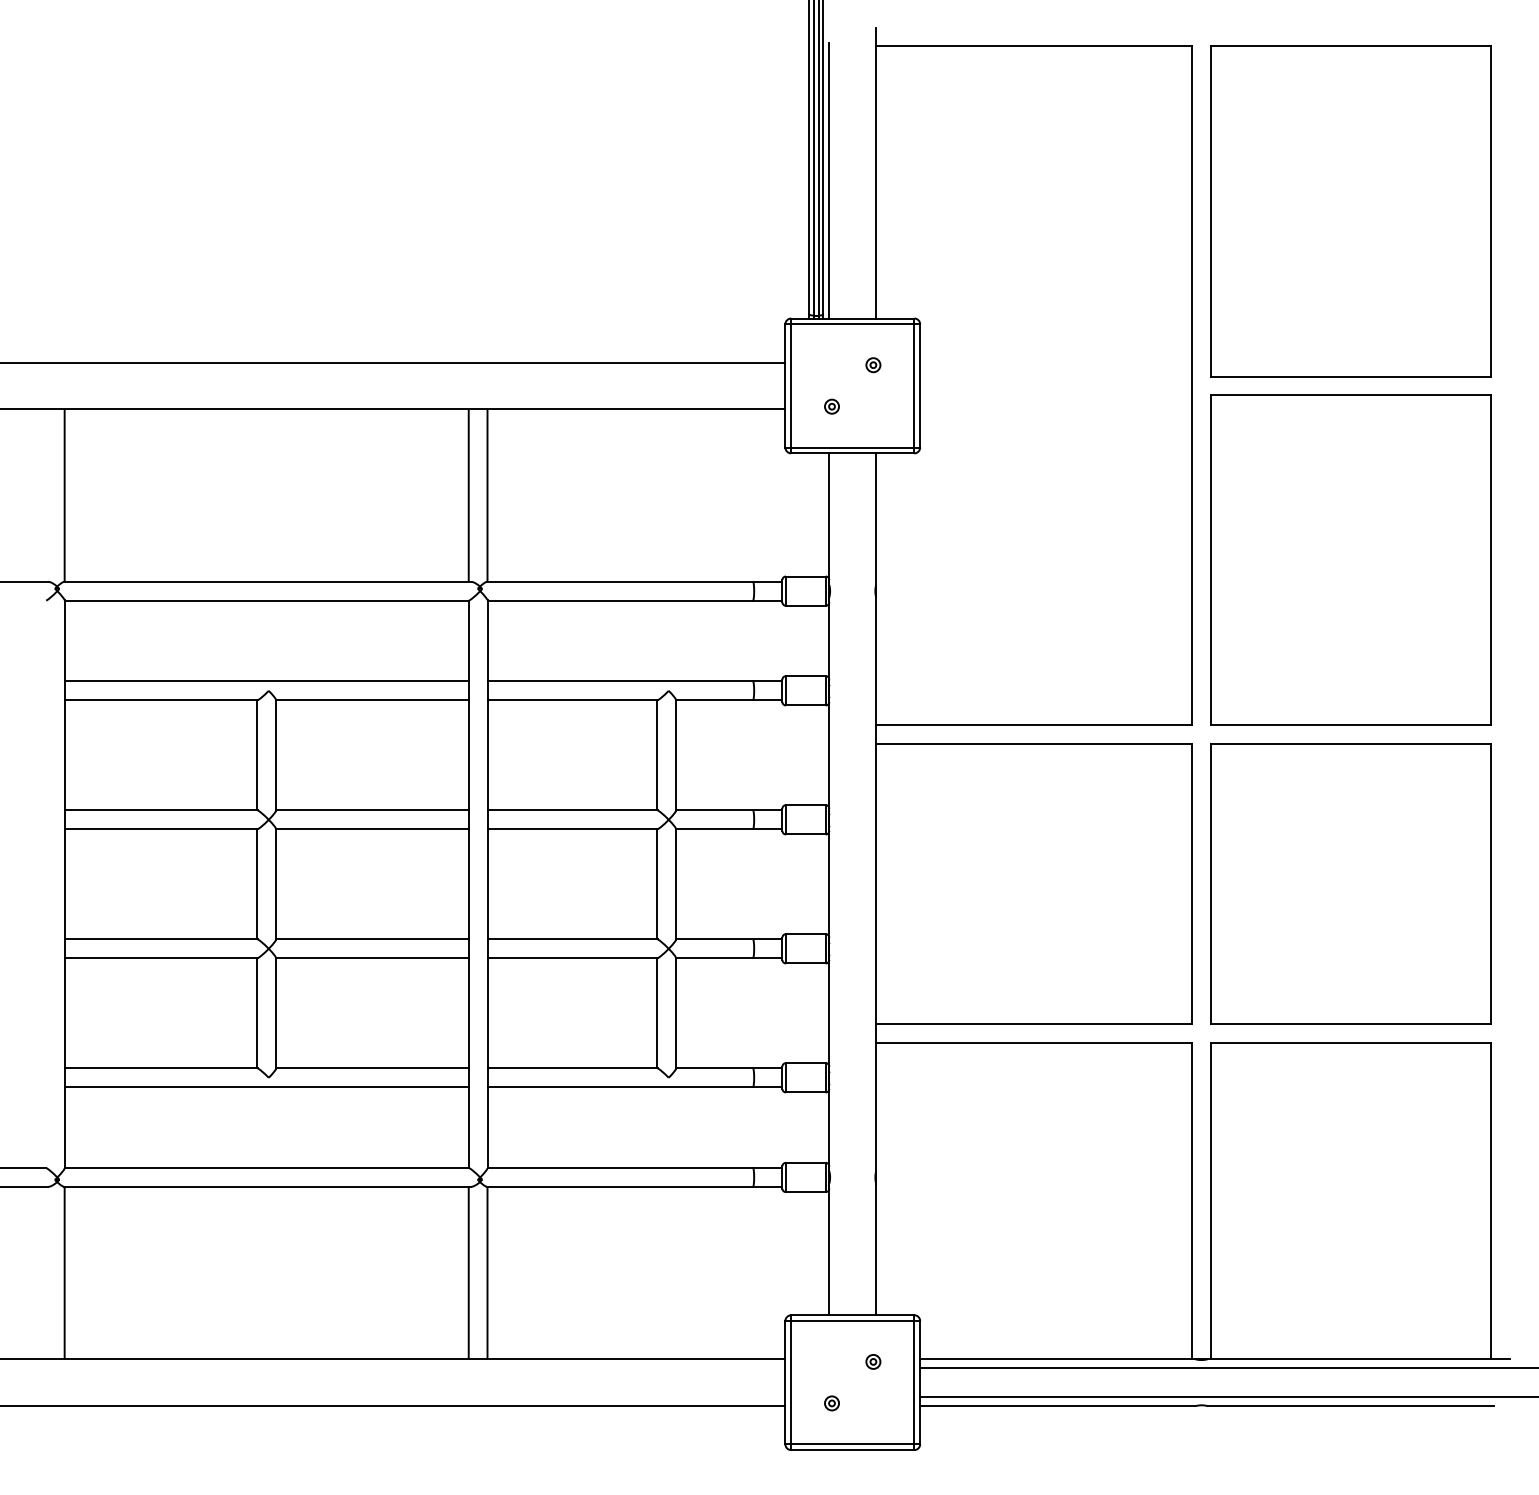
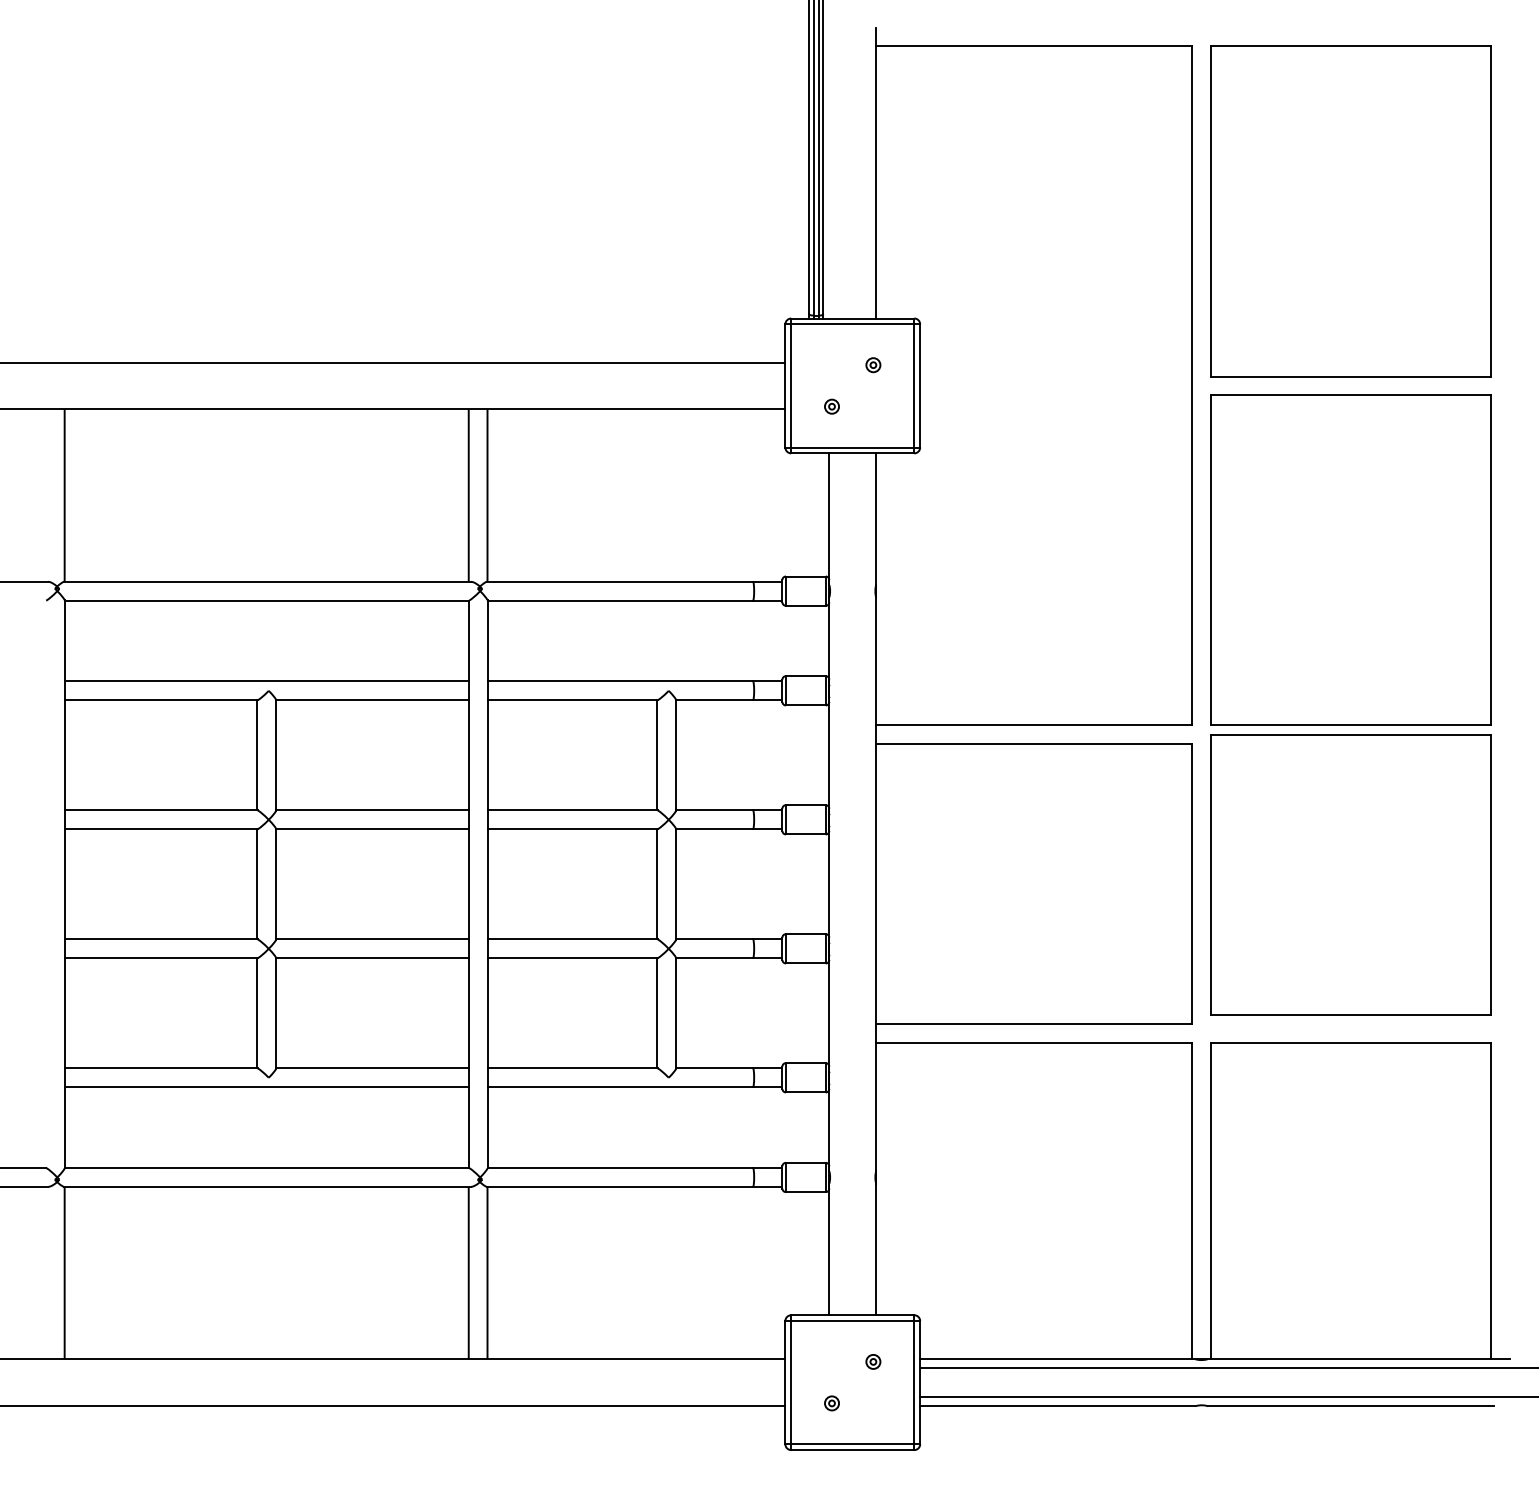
line: present -> none (829, 180)
part position: (1350, 883) -> (1350, 874) (1350, 874)
